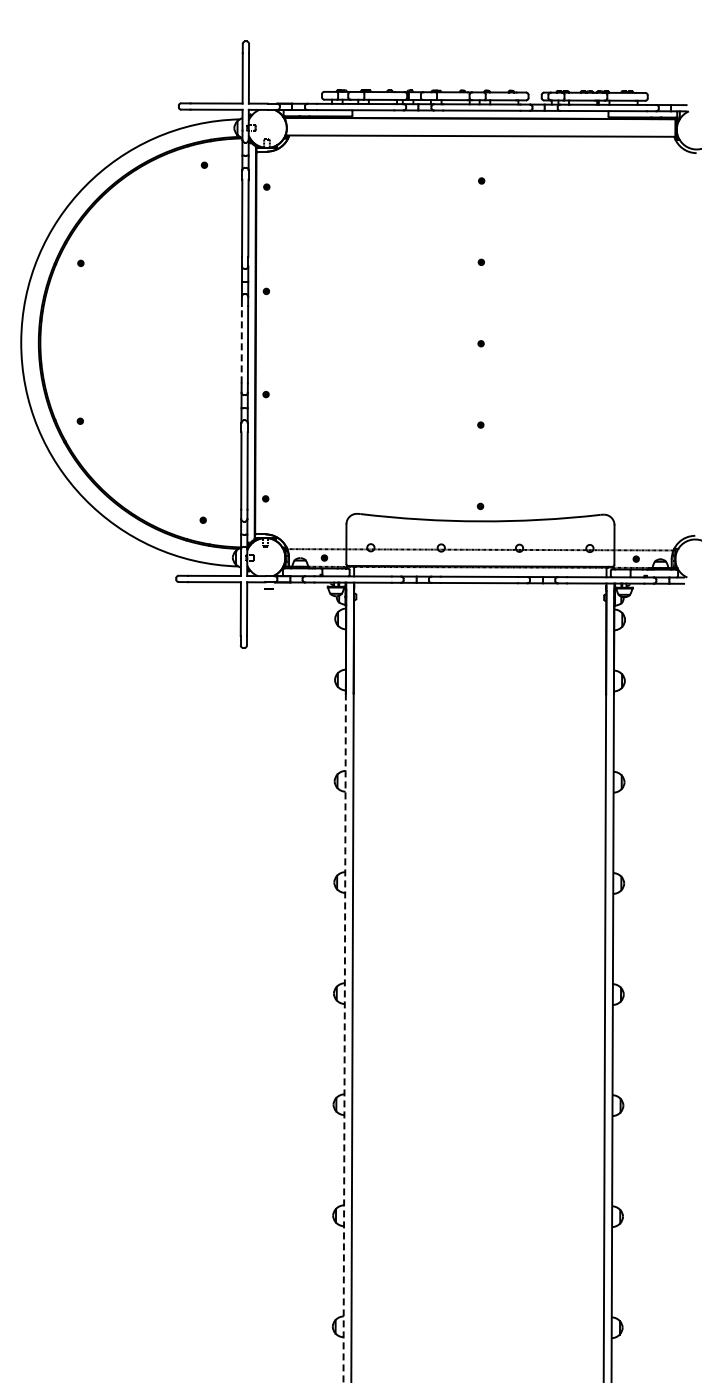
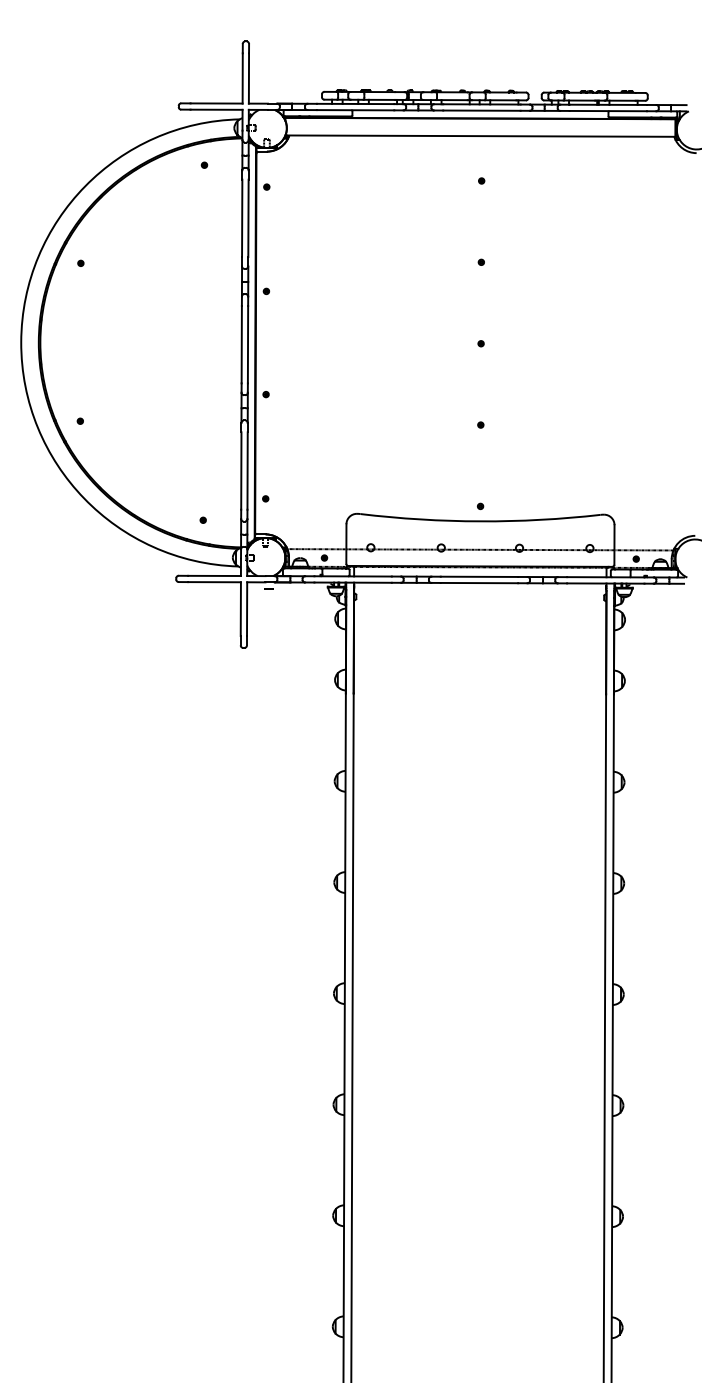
line: dashed -> solid (241, 344)
line: dashed -> solid (344, 1038)
